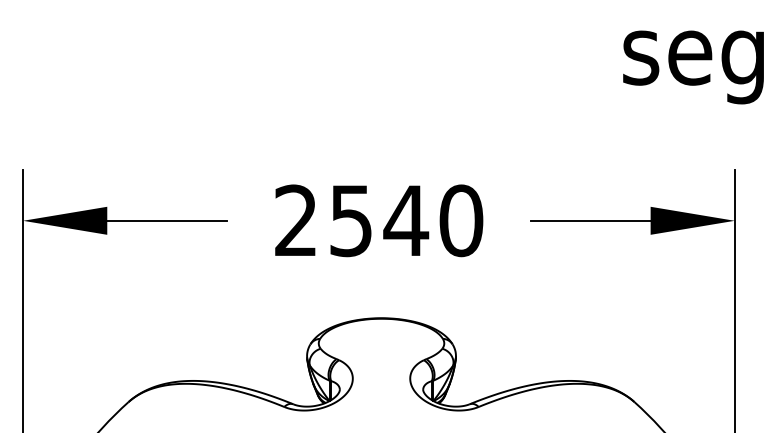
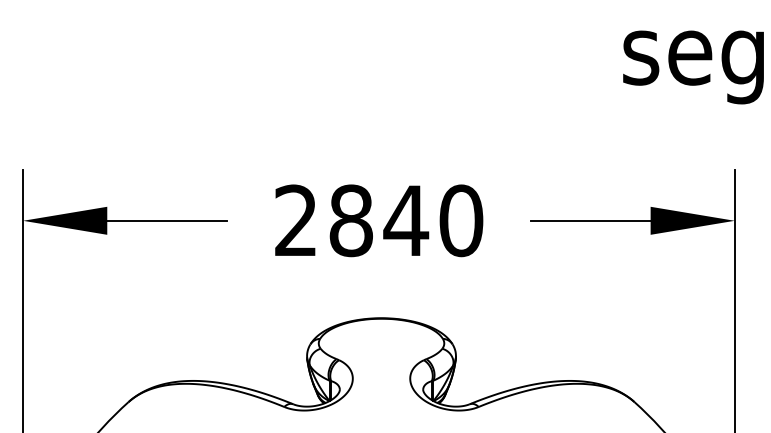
text: 2540 -> 2840 (350, 220)
